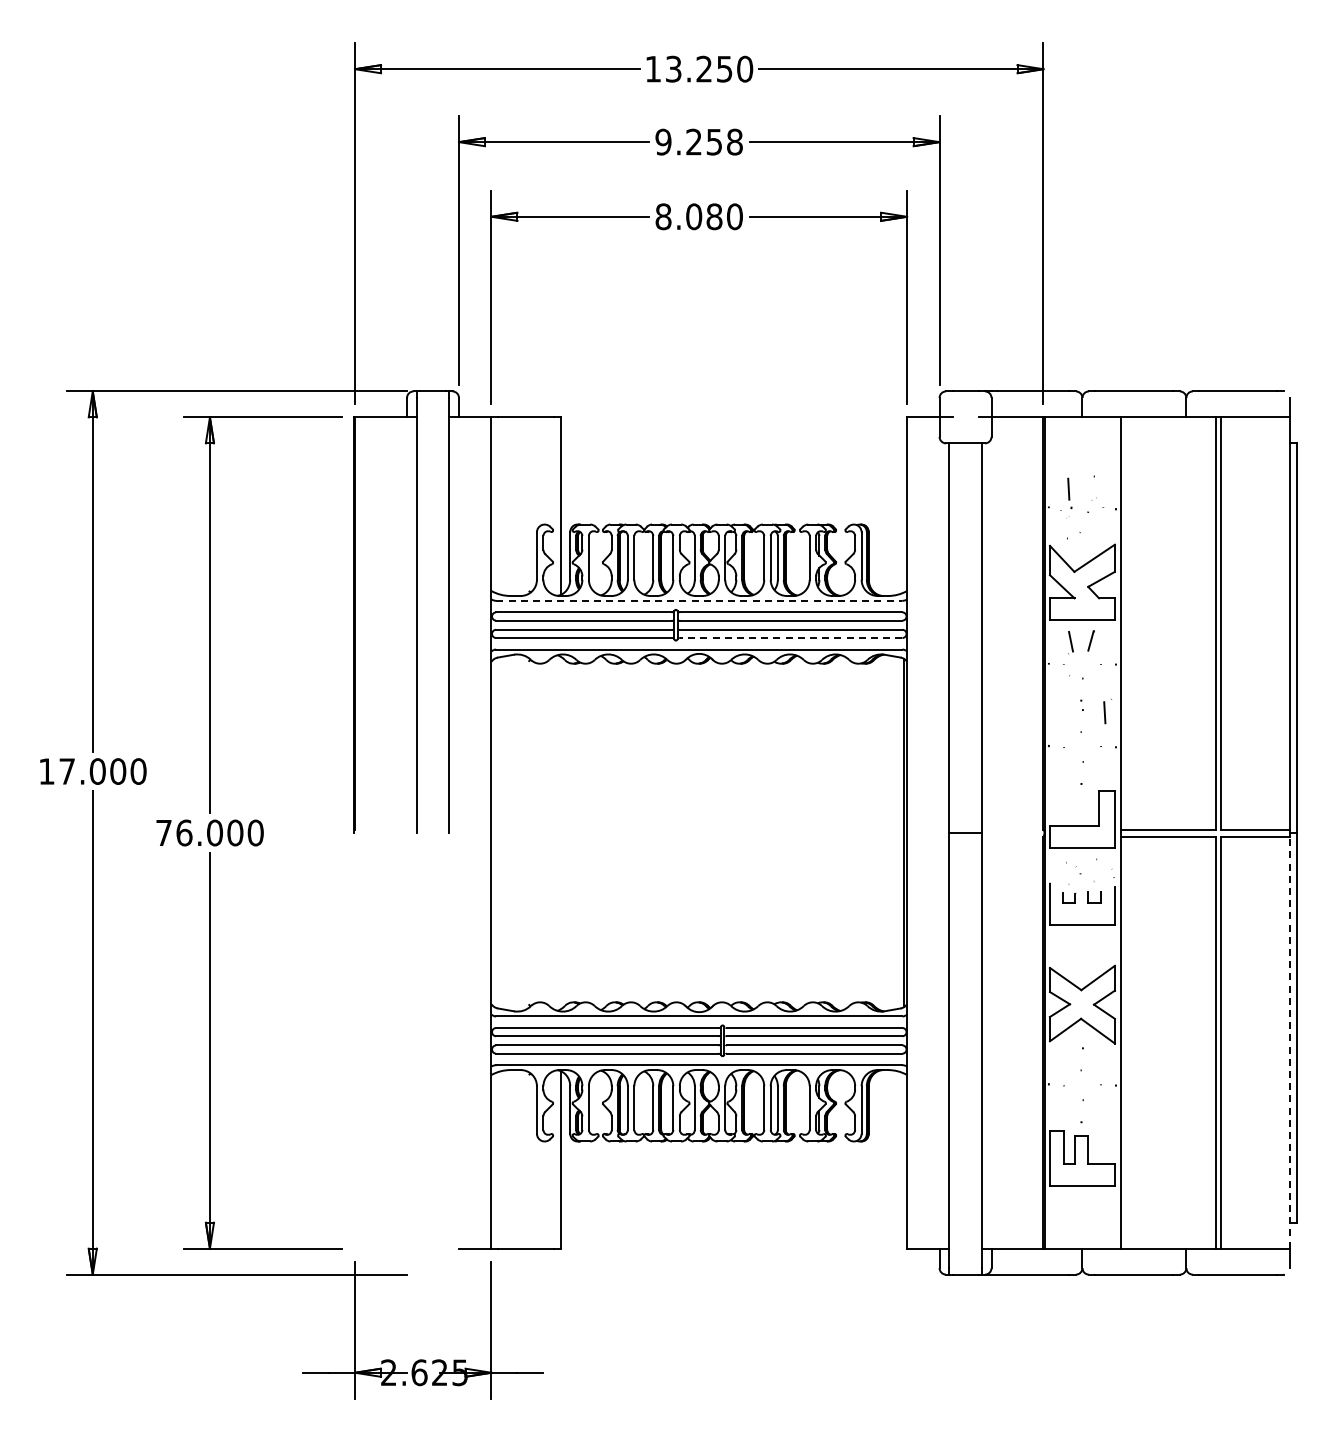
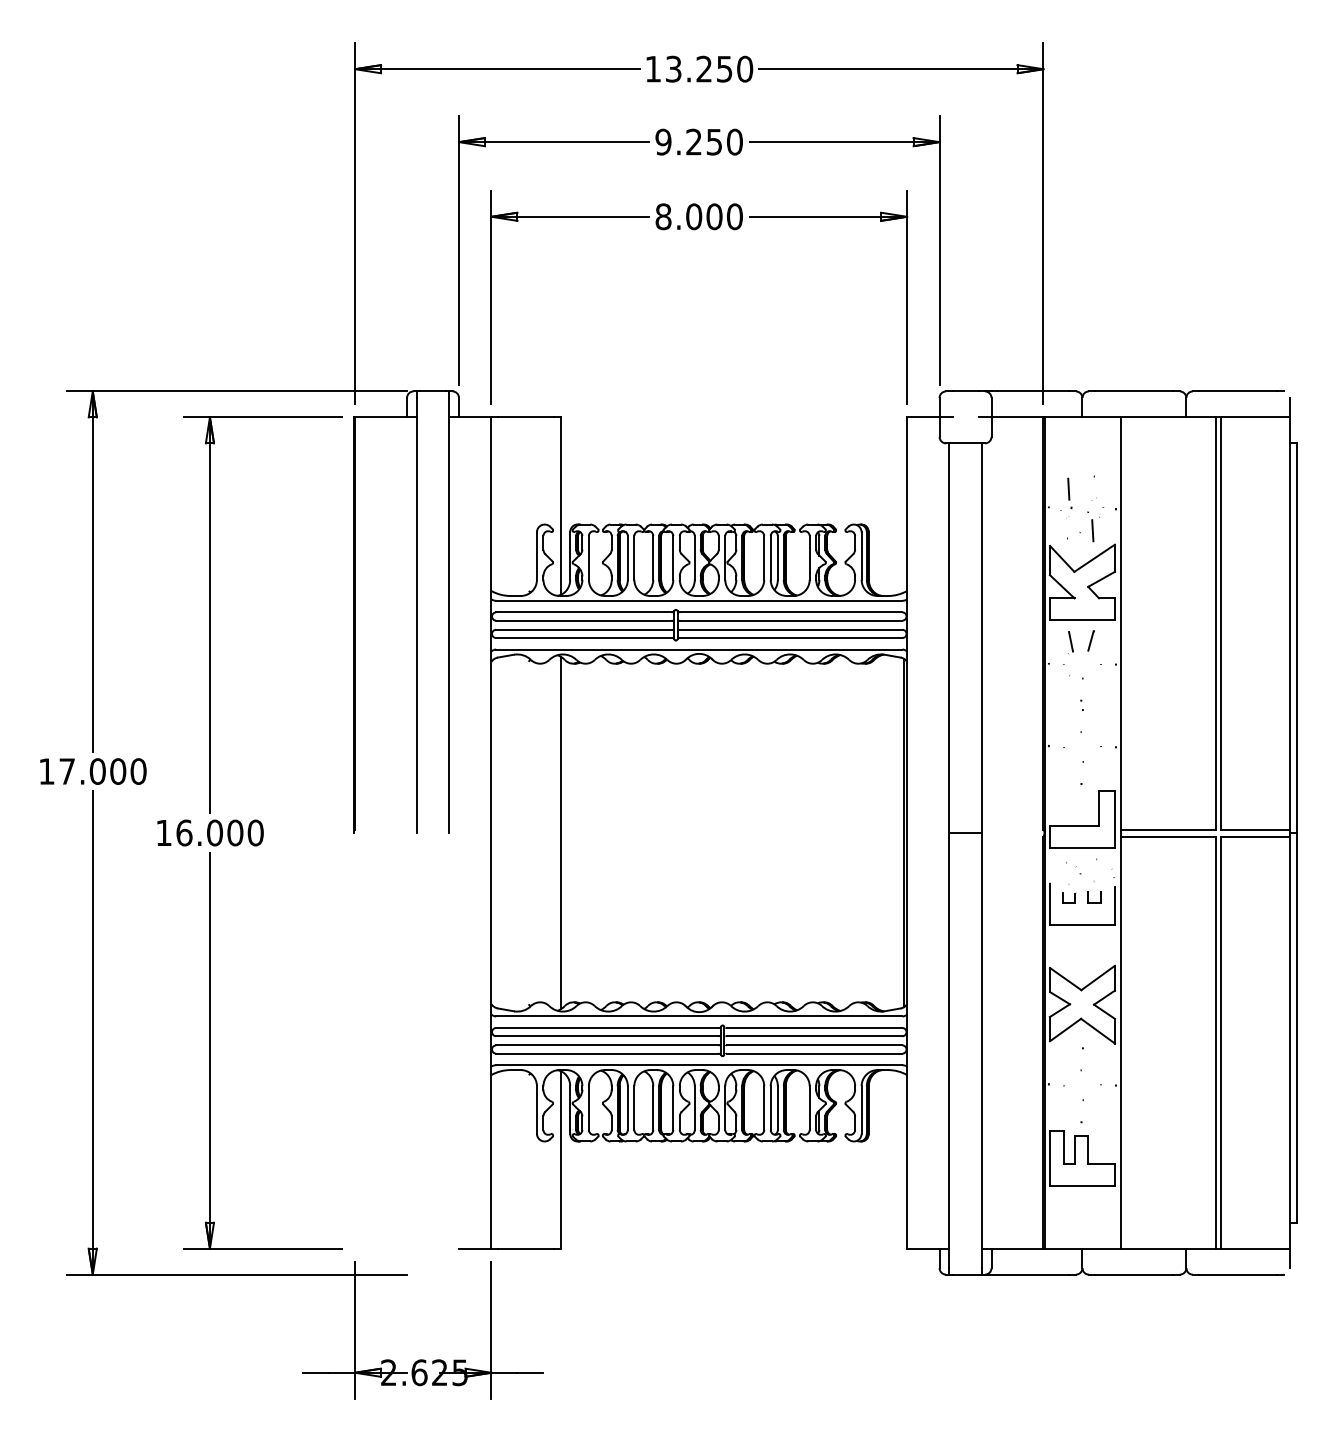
text: 9.258 -> 9.250 (734, 142)
text: 8.080 -> 8.000 (714, 216)
line: dashed -> solid (699, 600)
line: dashed -> solid (790, 638)
part position: (1107, 711) -> (1095, 529) (1095, 529)
text: 76.000 -> 16.000 (163, 832)
line: none -> present (561, 832)
line: dashed -> solid (1290, 1042)
